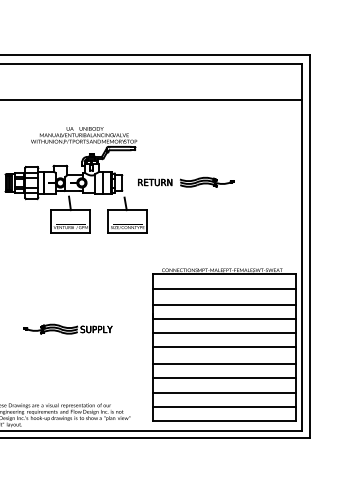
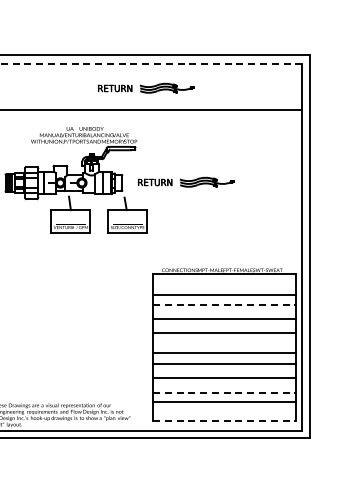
line: solid -> dashed (151, 63)
part: none -> present (146, 87)
line position: (152, 100) -> (152, 110) (152, 110)
line position: (224, 288) -> (224, 294) (224, 294)
line: solid -> dashed (224, 304)
part: present -> none (67, 328)
line position: (224, 347) -> (224, 353) (224, 353)
line: solid -> dashed (224, 392)
line position: (224, 406) -> (224, 401) (224, 401)
line: solid -> dashed (224, 421)
